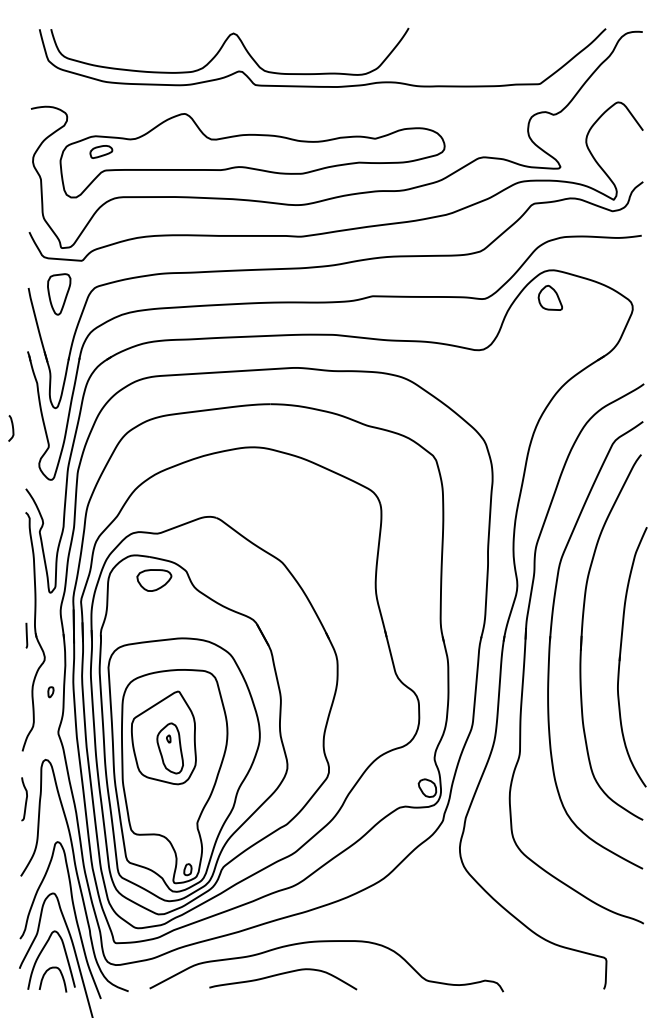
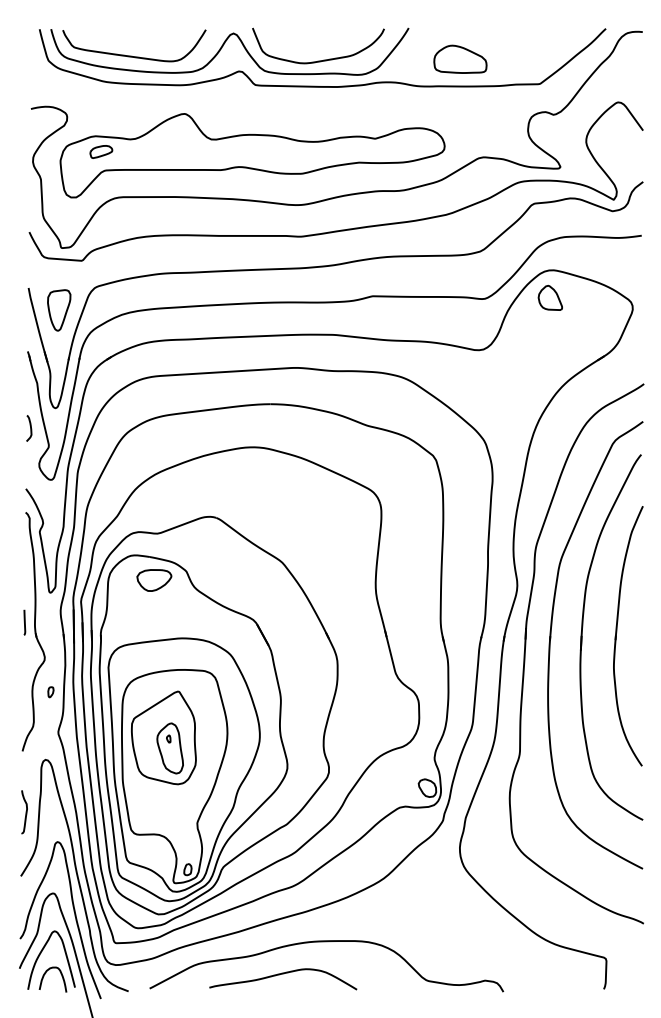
curve: none -> present (131, 55)
part: none -> present (460, 58)
curve: none -> present (323, 59)
part position: (59, 294) -> (59, 310) (59, 310)
curve position: (12, 428) -> (30, 428) (30, 428)
line position: (26, 635) -> (24, 622) (24, 622)
part position: (621, 653) -> (617, 632) (617, 632)
curve position: (25, 799) -> (25, 812) (25, 812)
